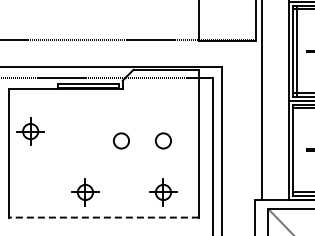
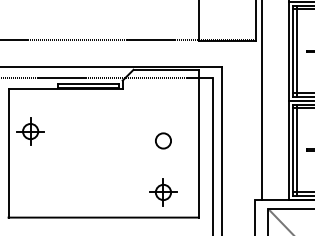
circle: present -> none (121, 140)
line: none -> present (296, 149)
part: present -> none (85, 192)
line: dashed -> solid (103, 217)
